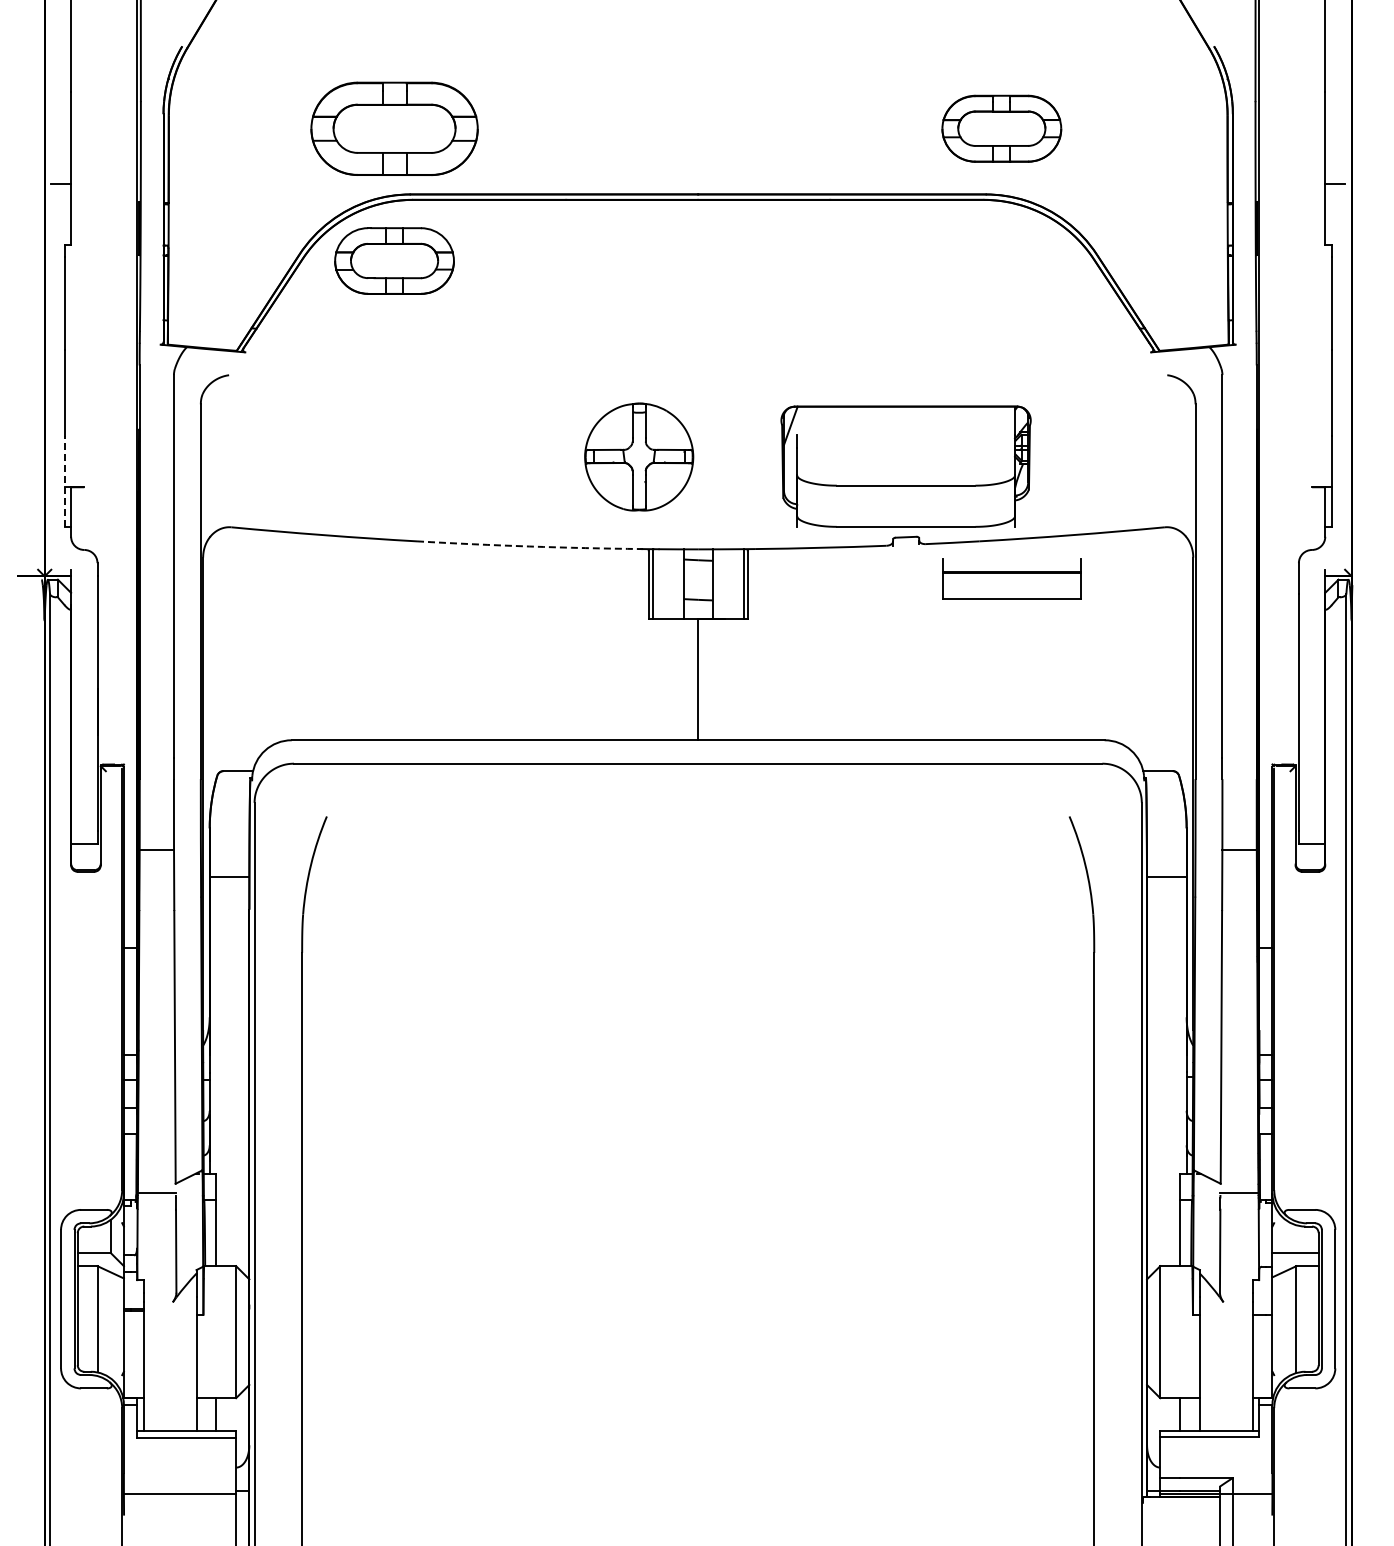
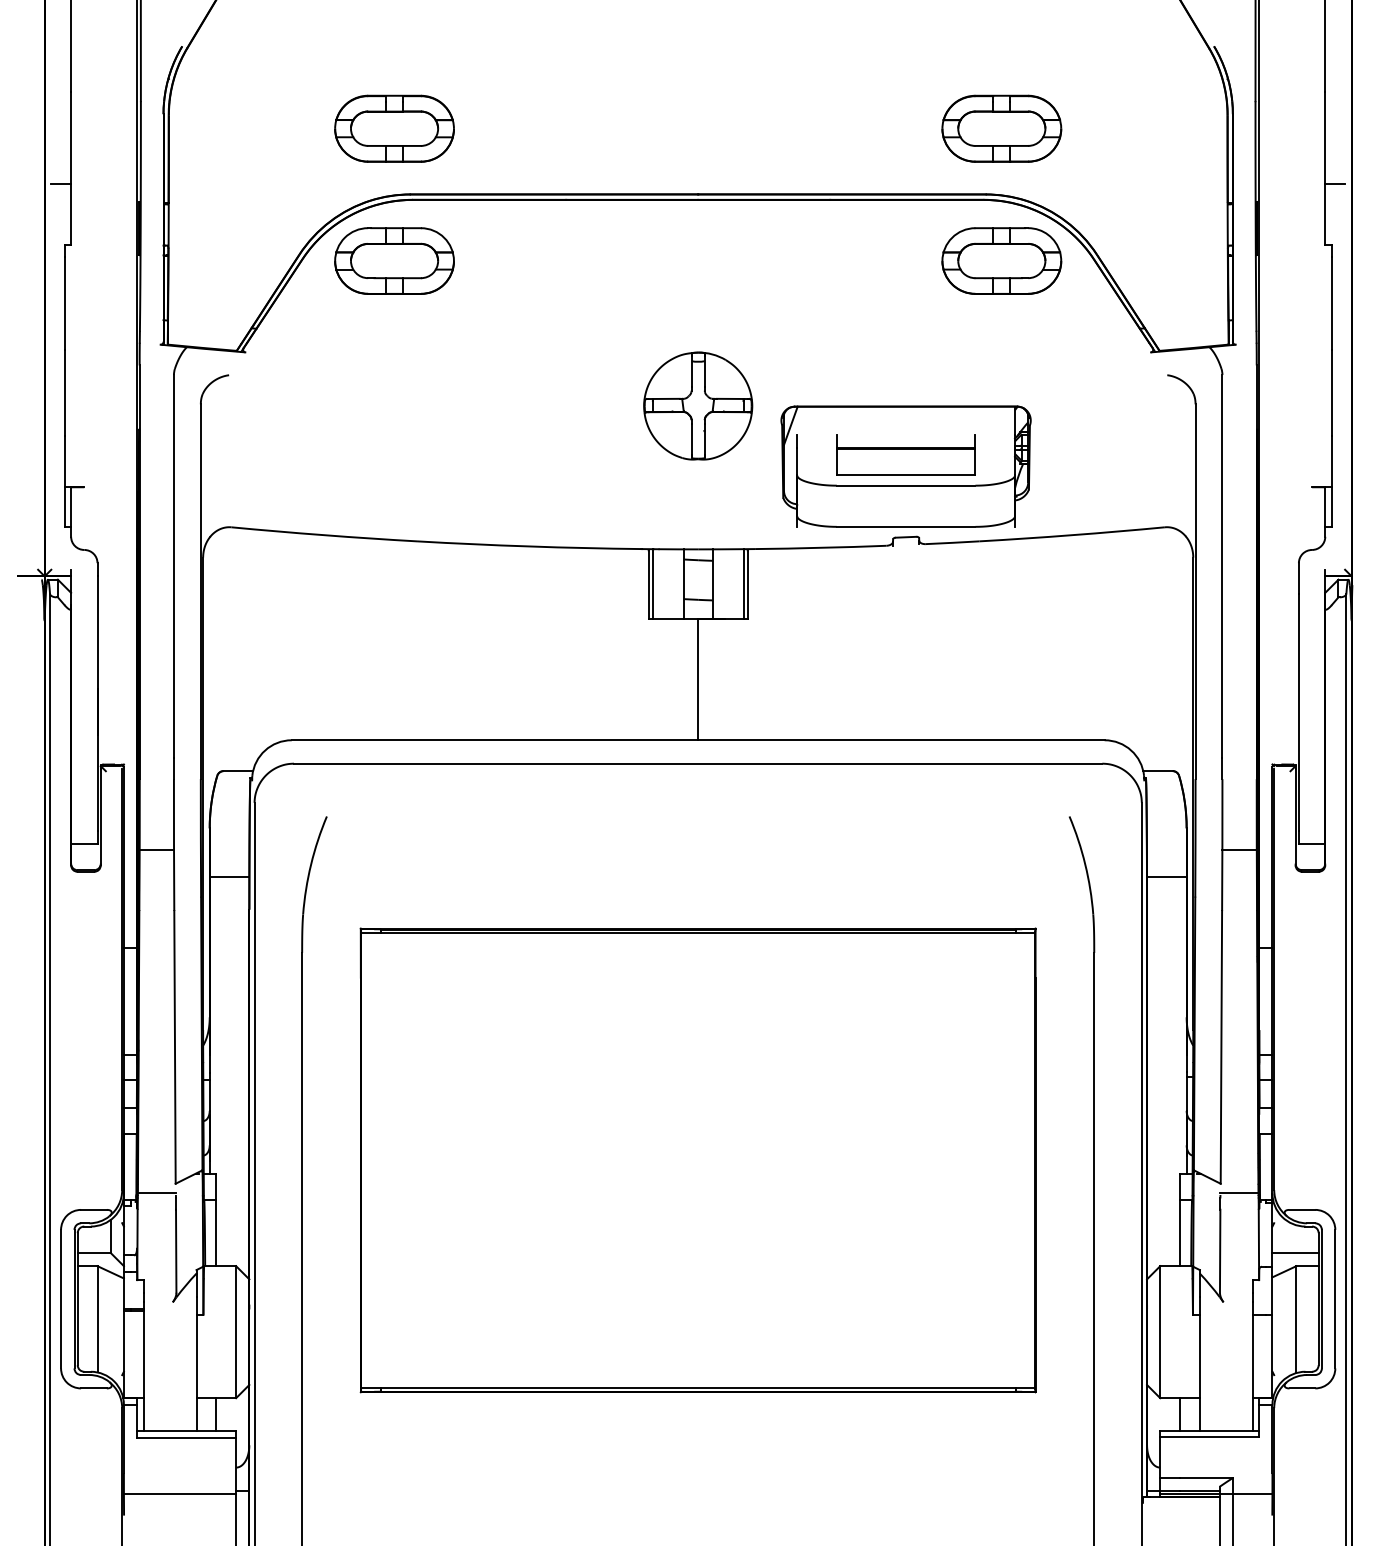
part size: 169x95 px -> 121x69 px (394, 128)
part: none -> present (1001, 260)
part position: (639, 456) -> (698, 405) (698, 405)
line: dashed -> solid (64, 481)
arc: dashed -> solid (529, 546)
part position: (1011, 578) -> (905, 454) (905, 454)
part: none -> present (697, 1160)
